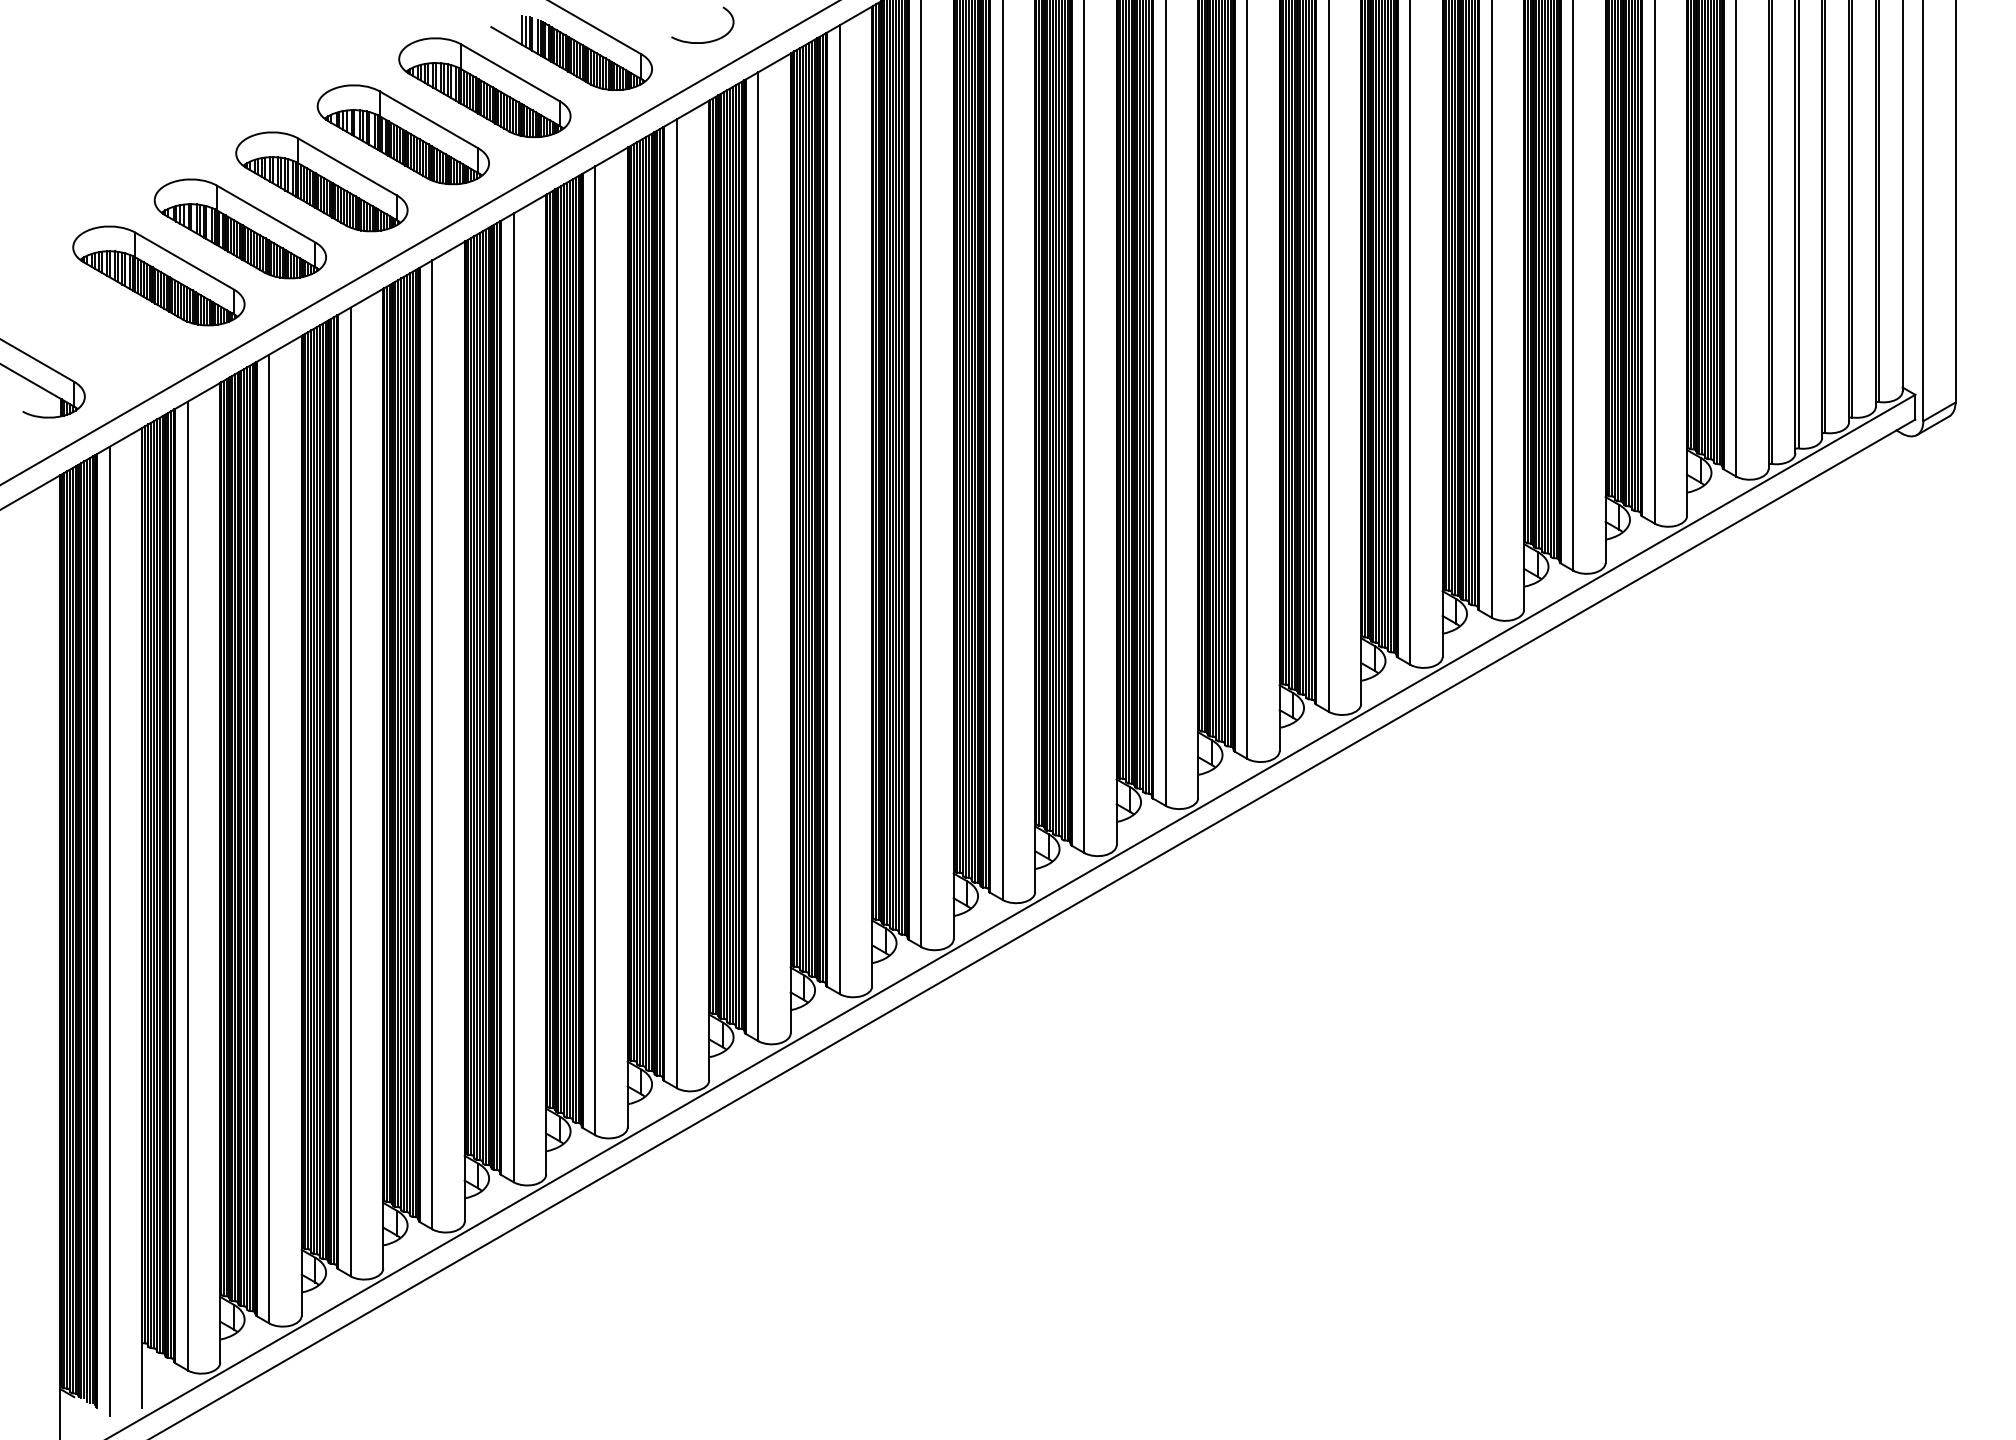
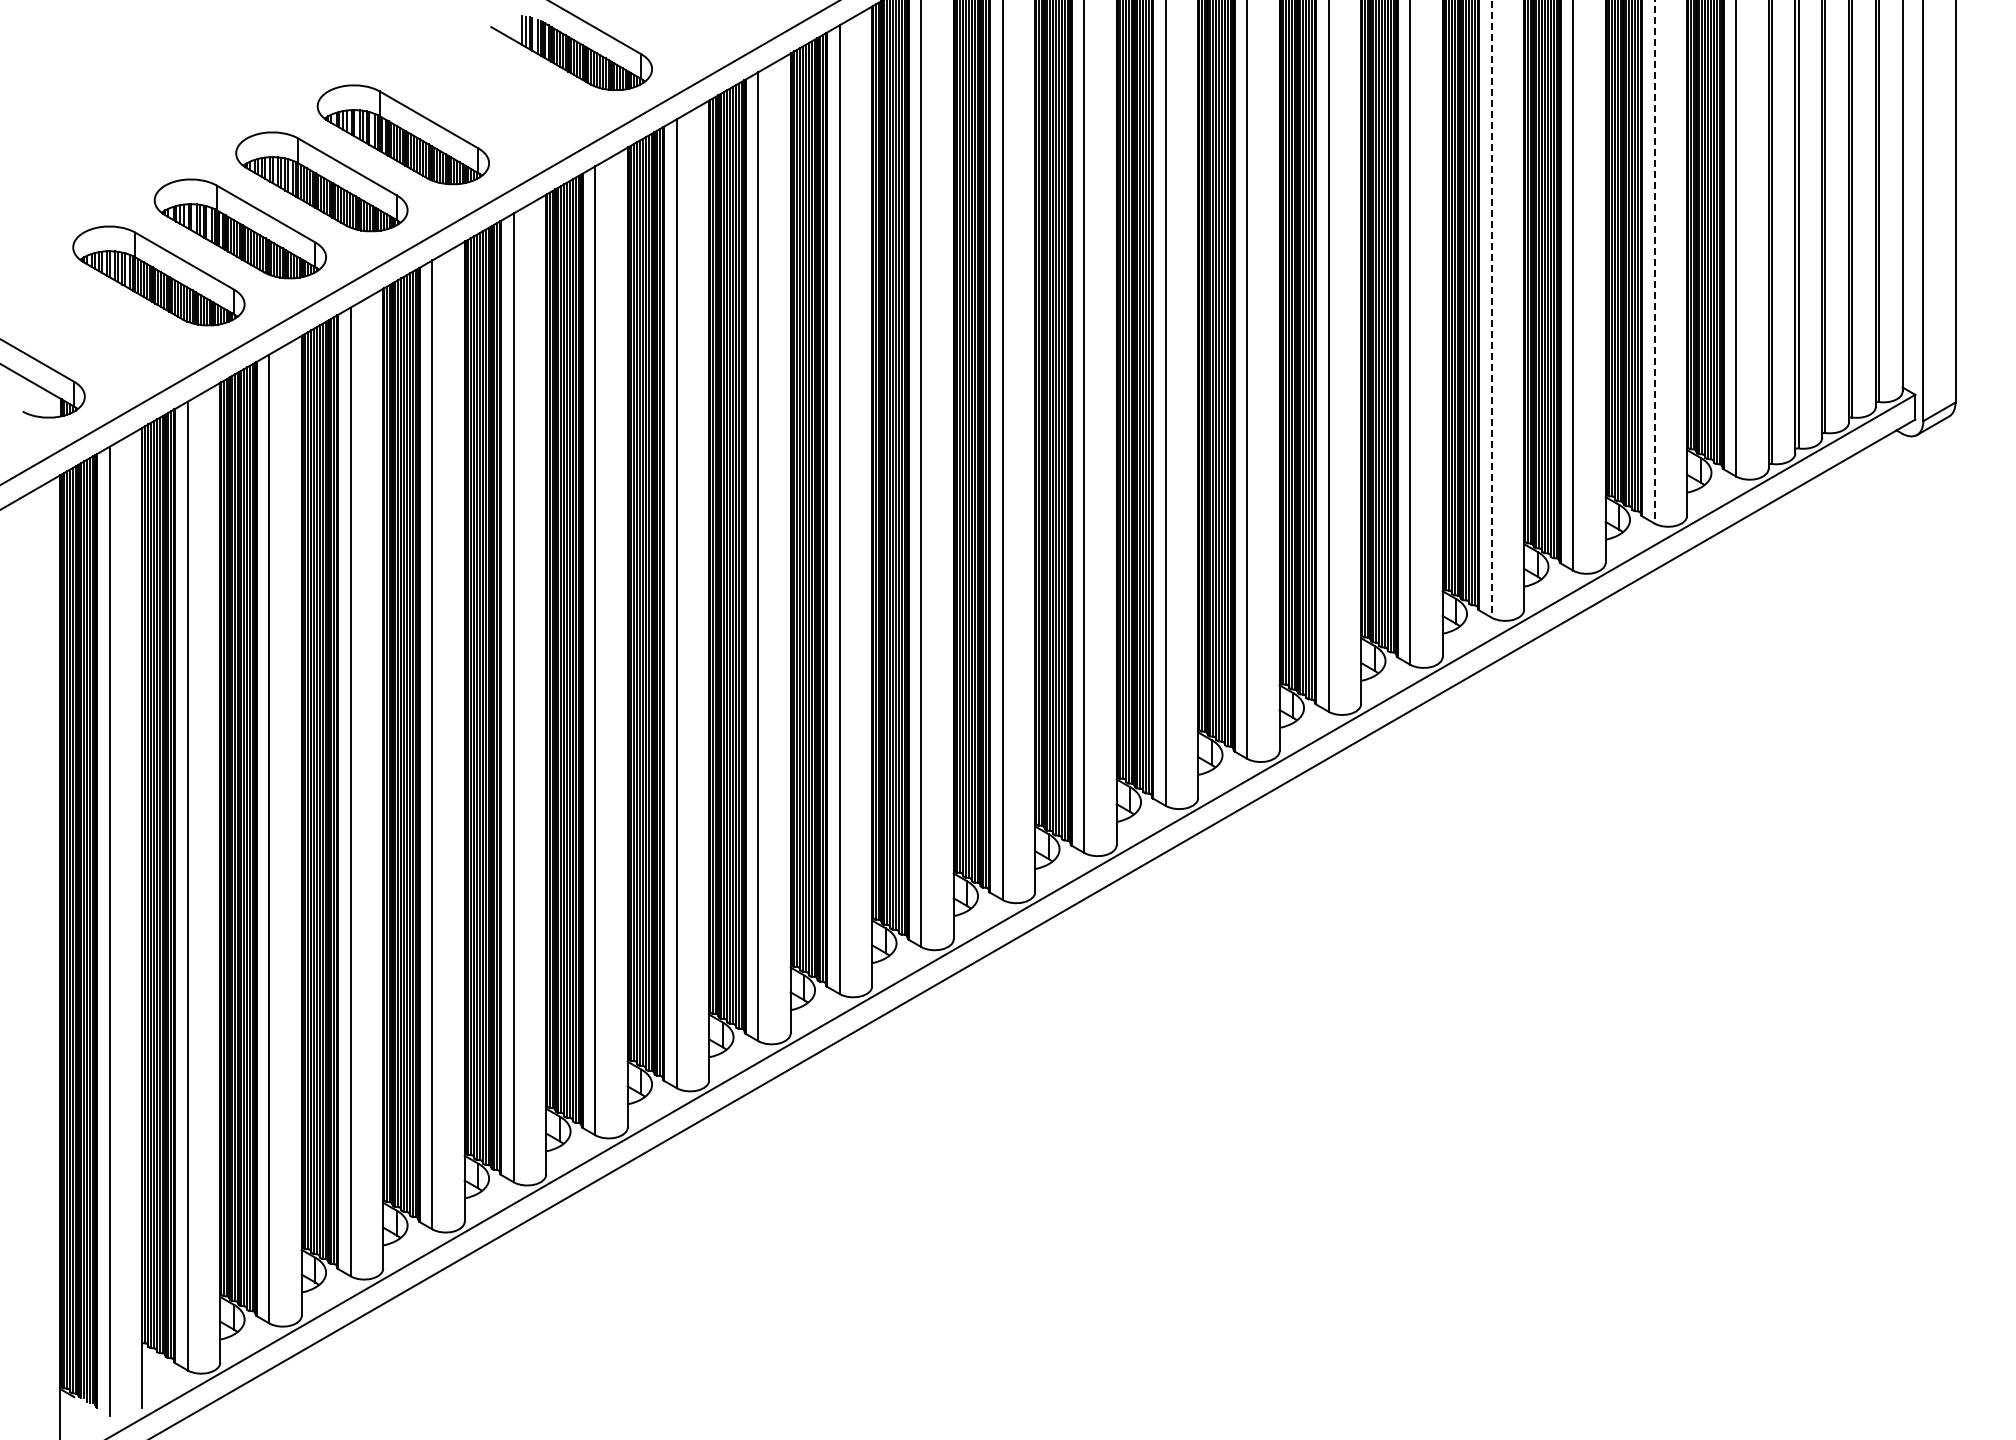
curve: present -> none (703, 41)
part: present -> none (484, 87)
line: solid -> dashed (1654, 262)
line: solid -> dashed (1491, 309)
